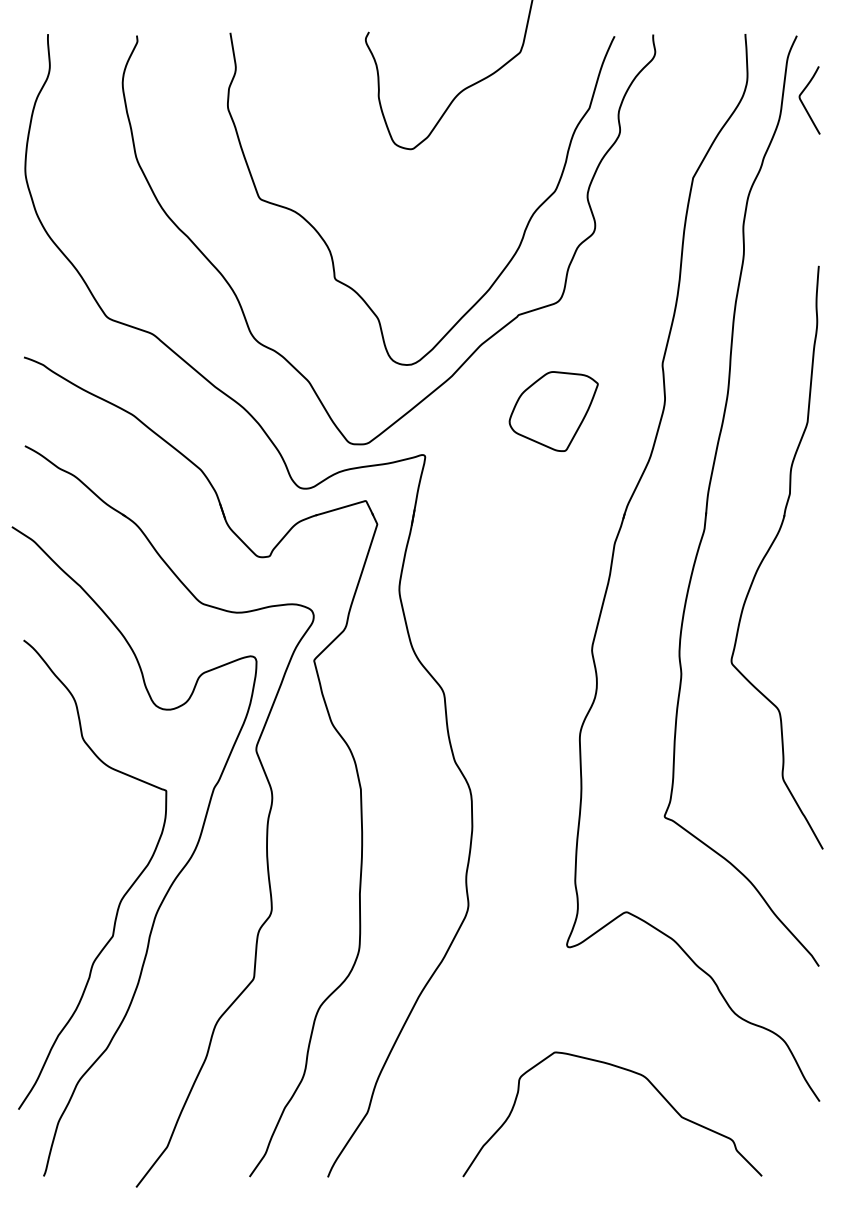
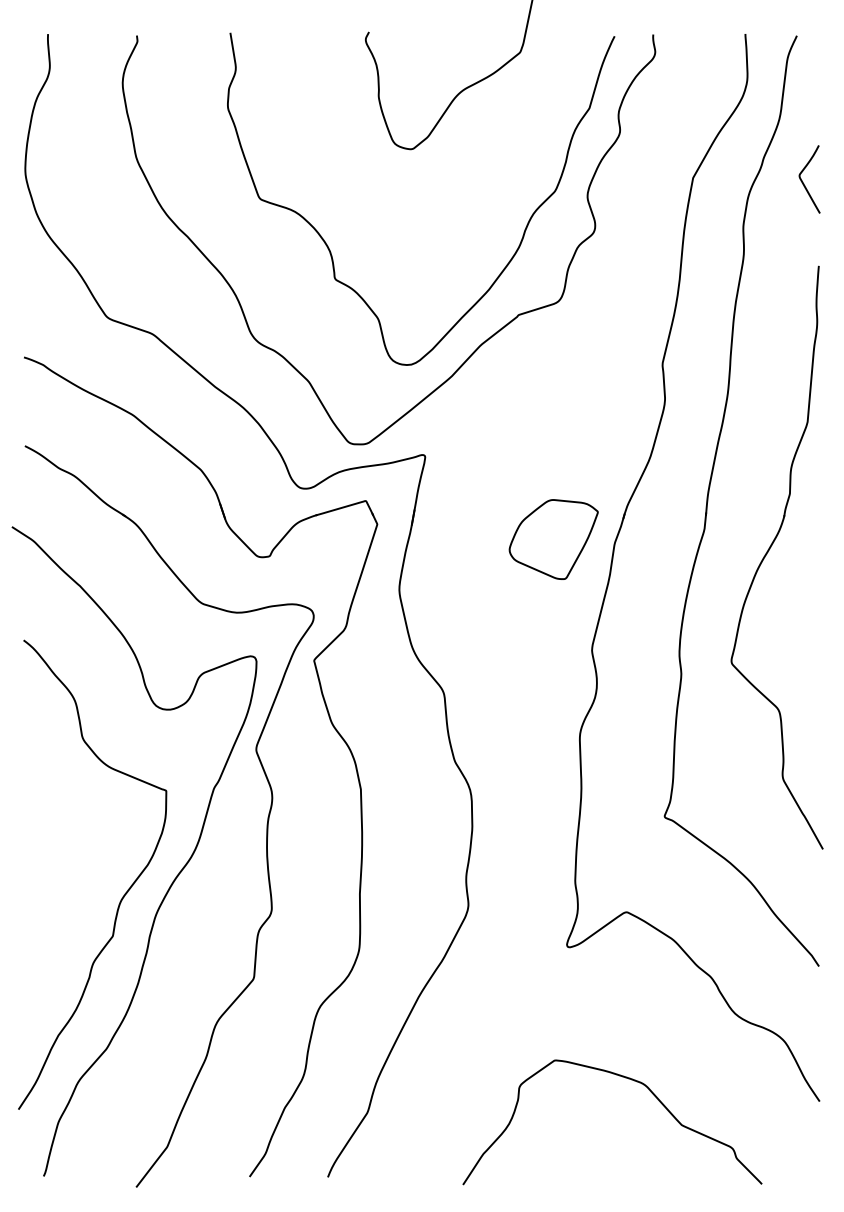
curve position: (804, 104) -> (804, 183) (804, 183)
part position: (553, 411) -> (553, 539) (553, 539)
curve position: (625, 1070) -> (625, 1078) (625, 1078)
